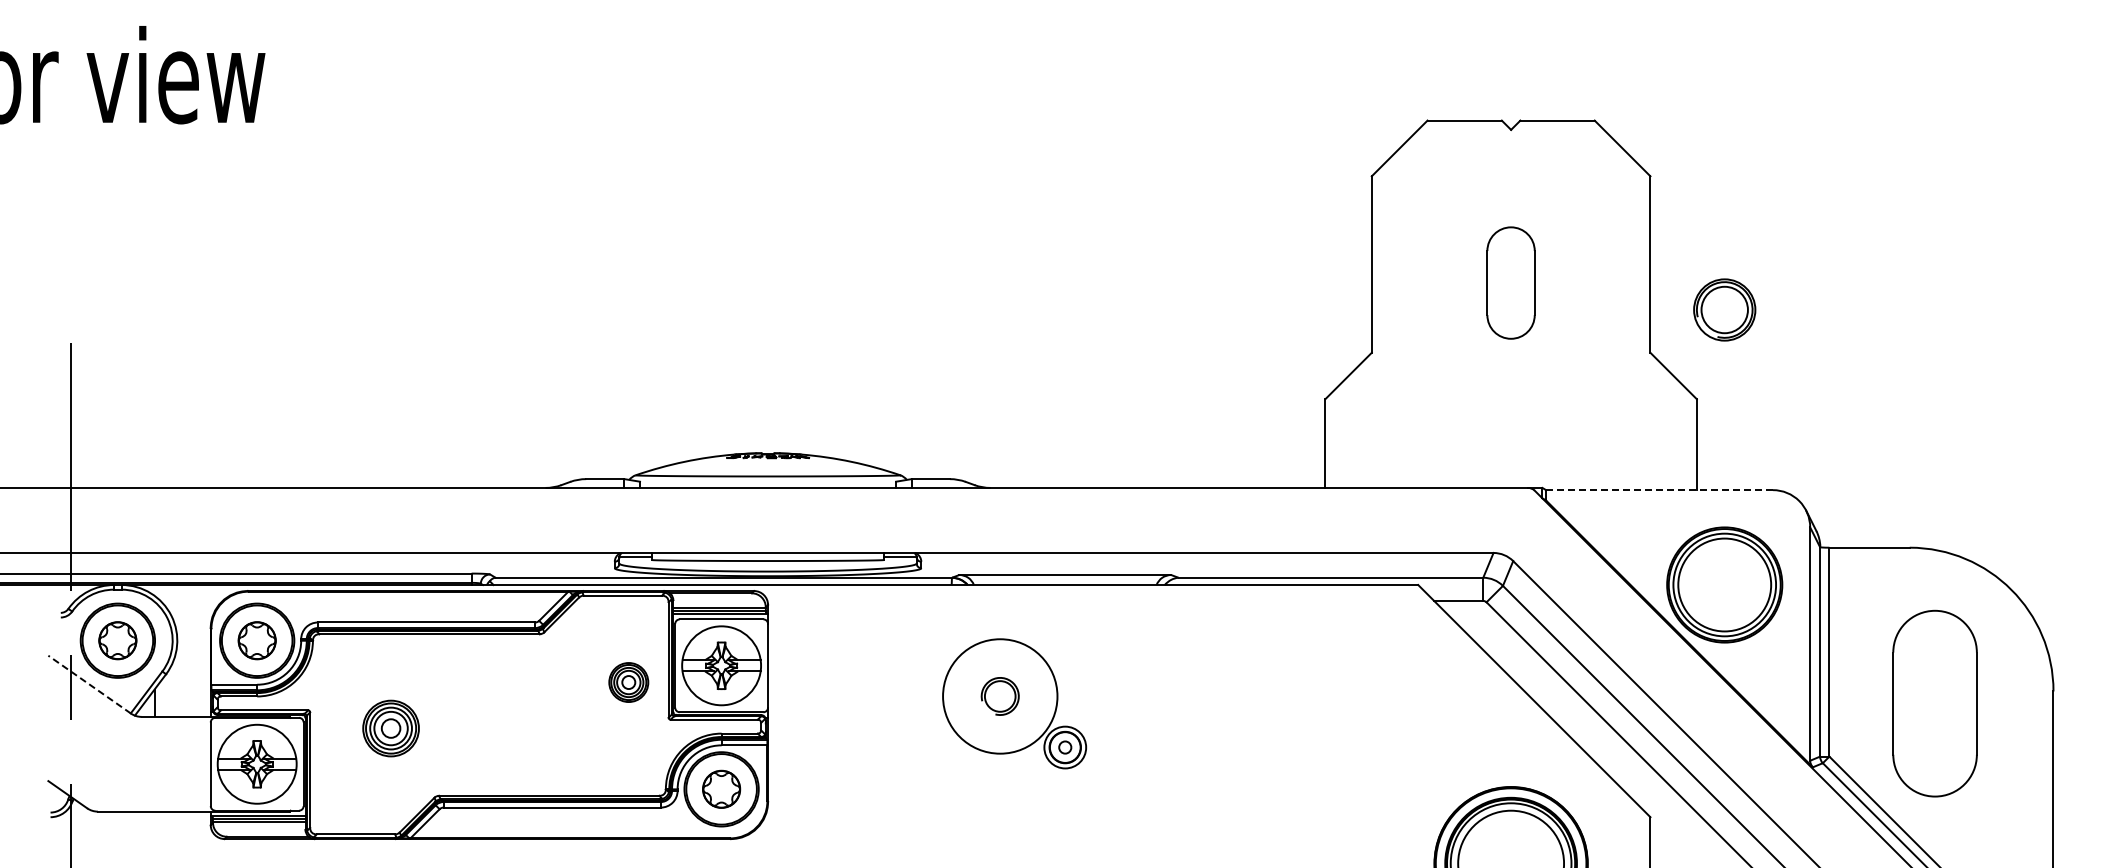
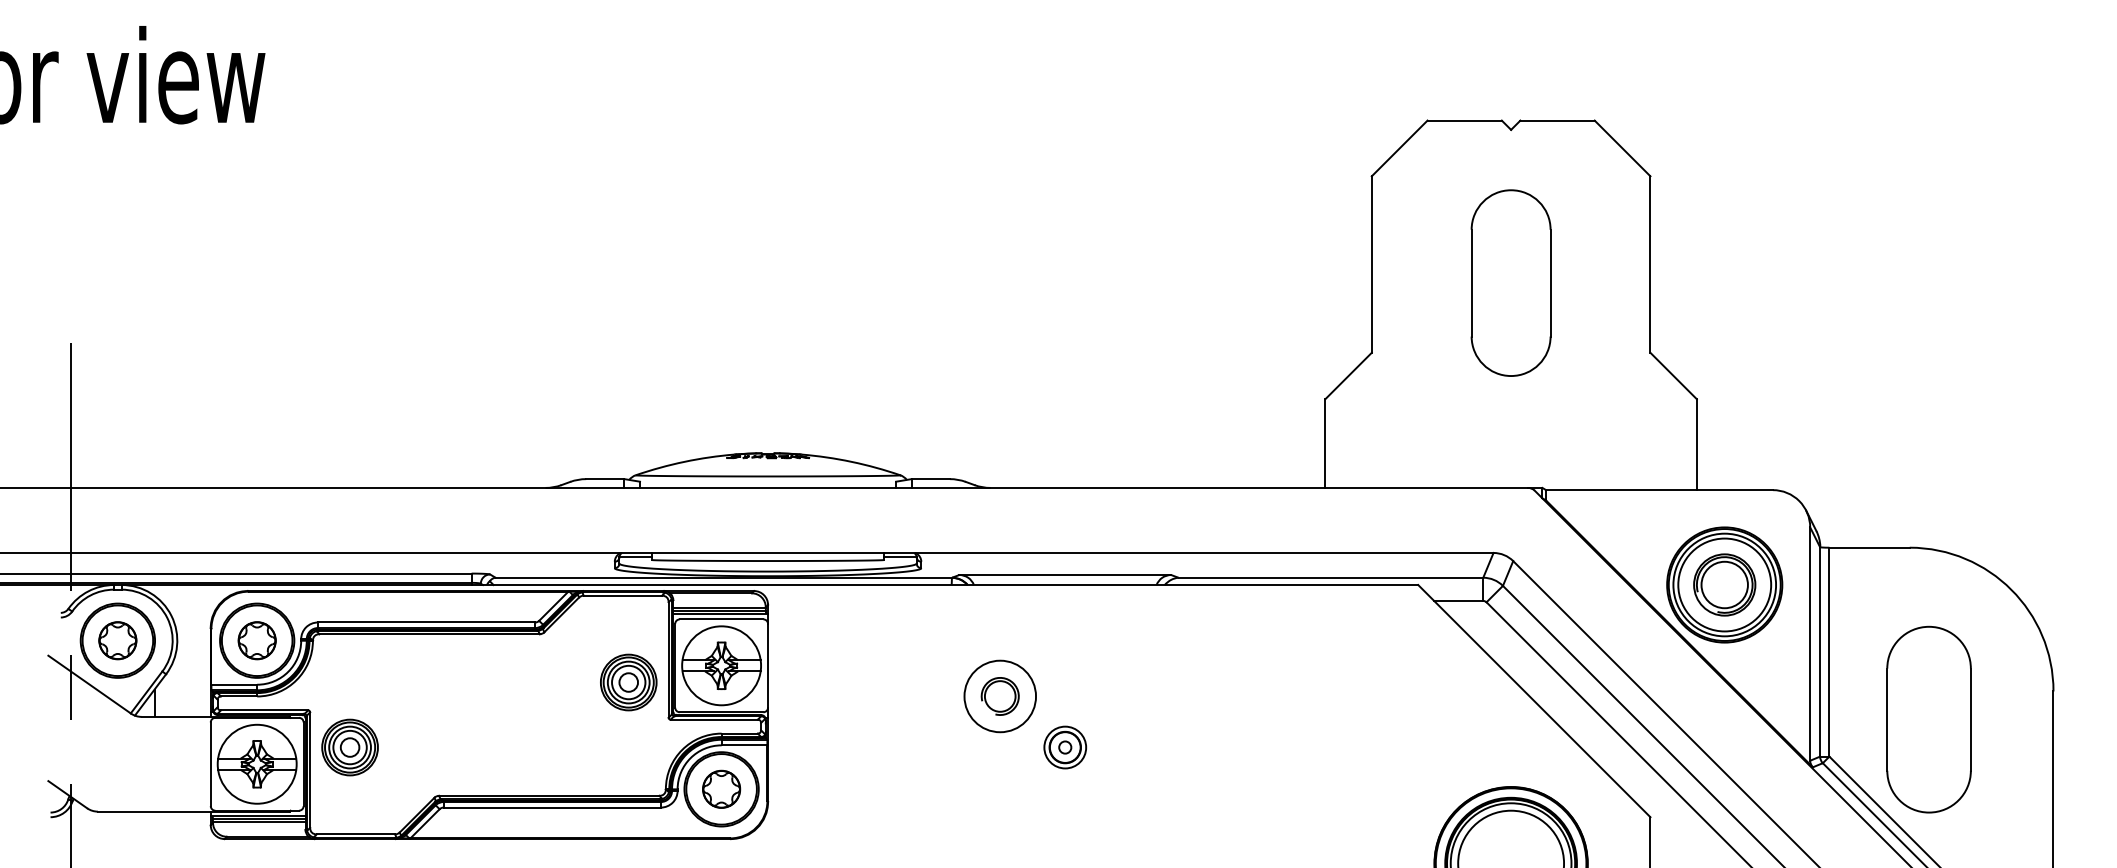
part size: 50x114 px -> 82x188 px (1510, 282)
part position: (1724, 309) -> (1724, 584) (1724, 584)
line: dashed -> solid (1660, 490)
part size: 42x41 px -> 58x59 px (628, 682)
line: dashed -> solid (89, 684)
circle diameter: 114 px -> 72 px (1000, 696)
part position: (1934, 703) -> (1928, 719) (1928, 719)
part position: (390, 728) -> (349, 747) (349, 747)
